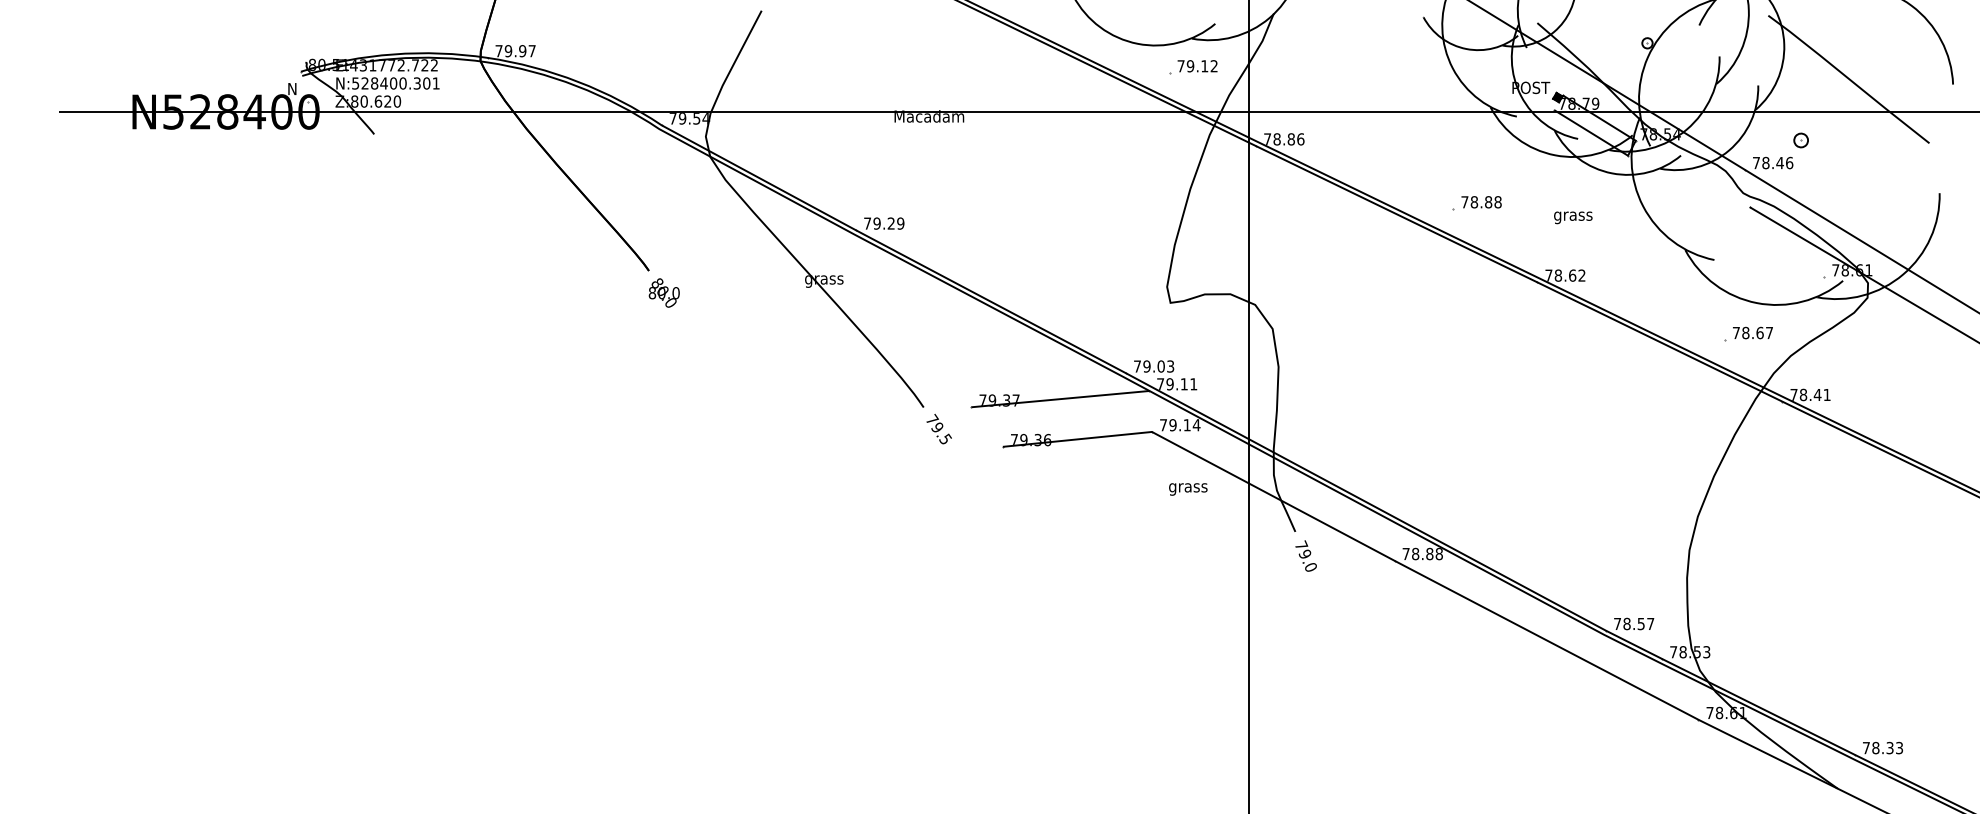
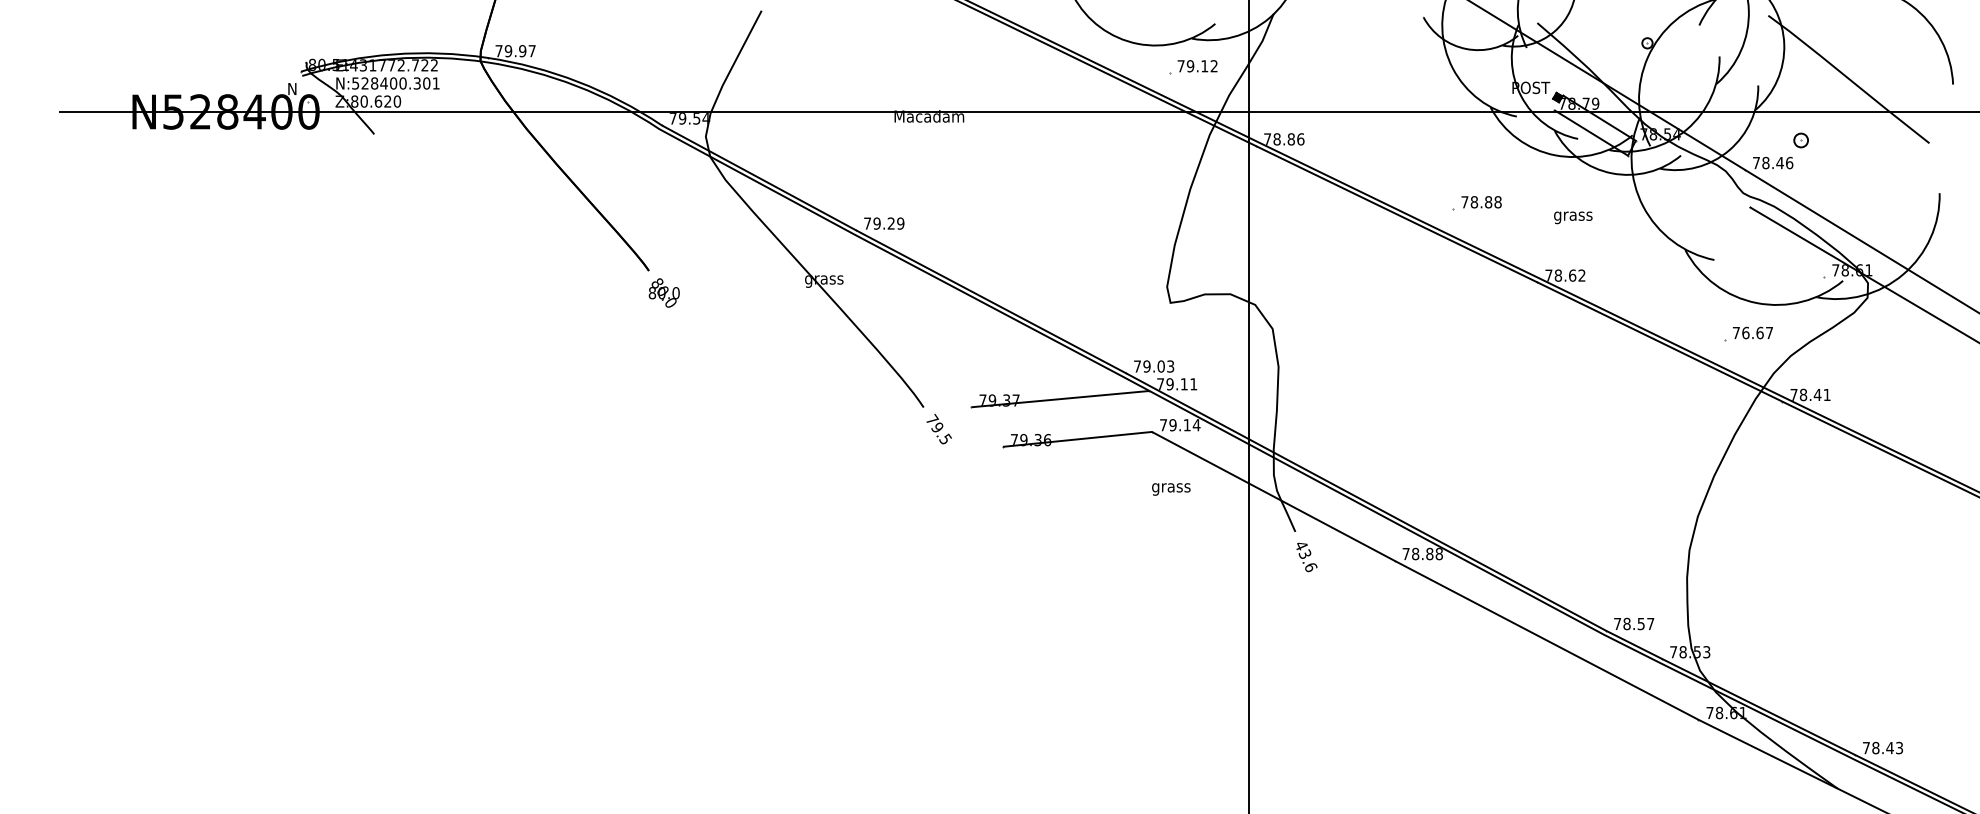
text: 78.67 -> 76.67 (1745, 332)
text position: (1188, 489) -> (1171, 489) (1171, 489)
text: 79.0 -> 43.6 (1306, 556)
text: 78.33 -> 78.43 (1889, 747)
